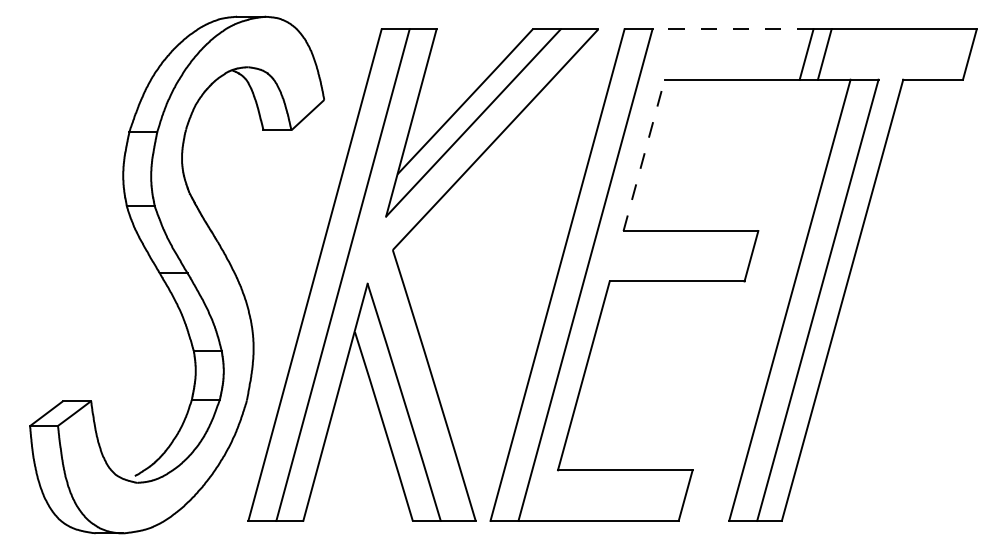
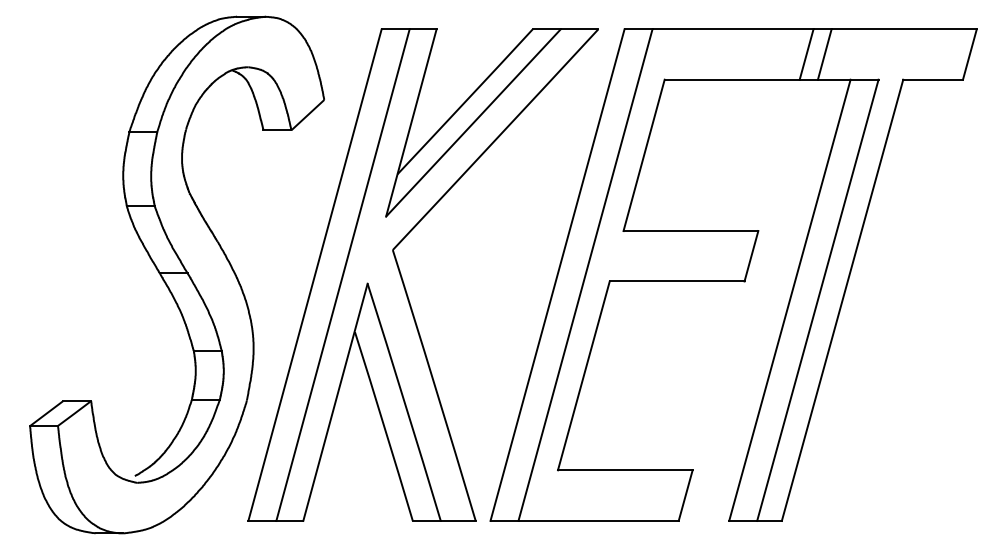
line: dashed -> solid (733, 29)
line: dashed -> solid (644, 154)
